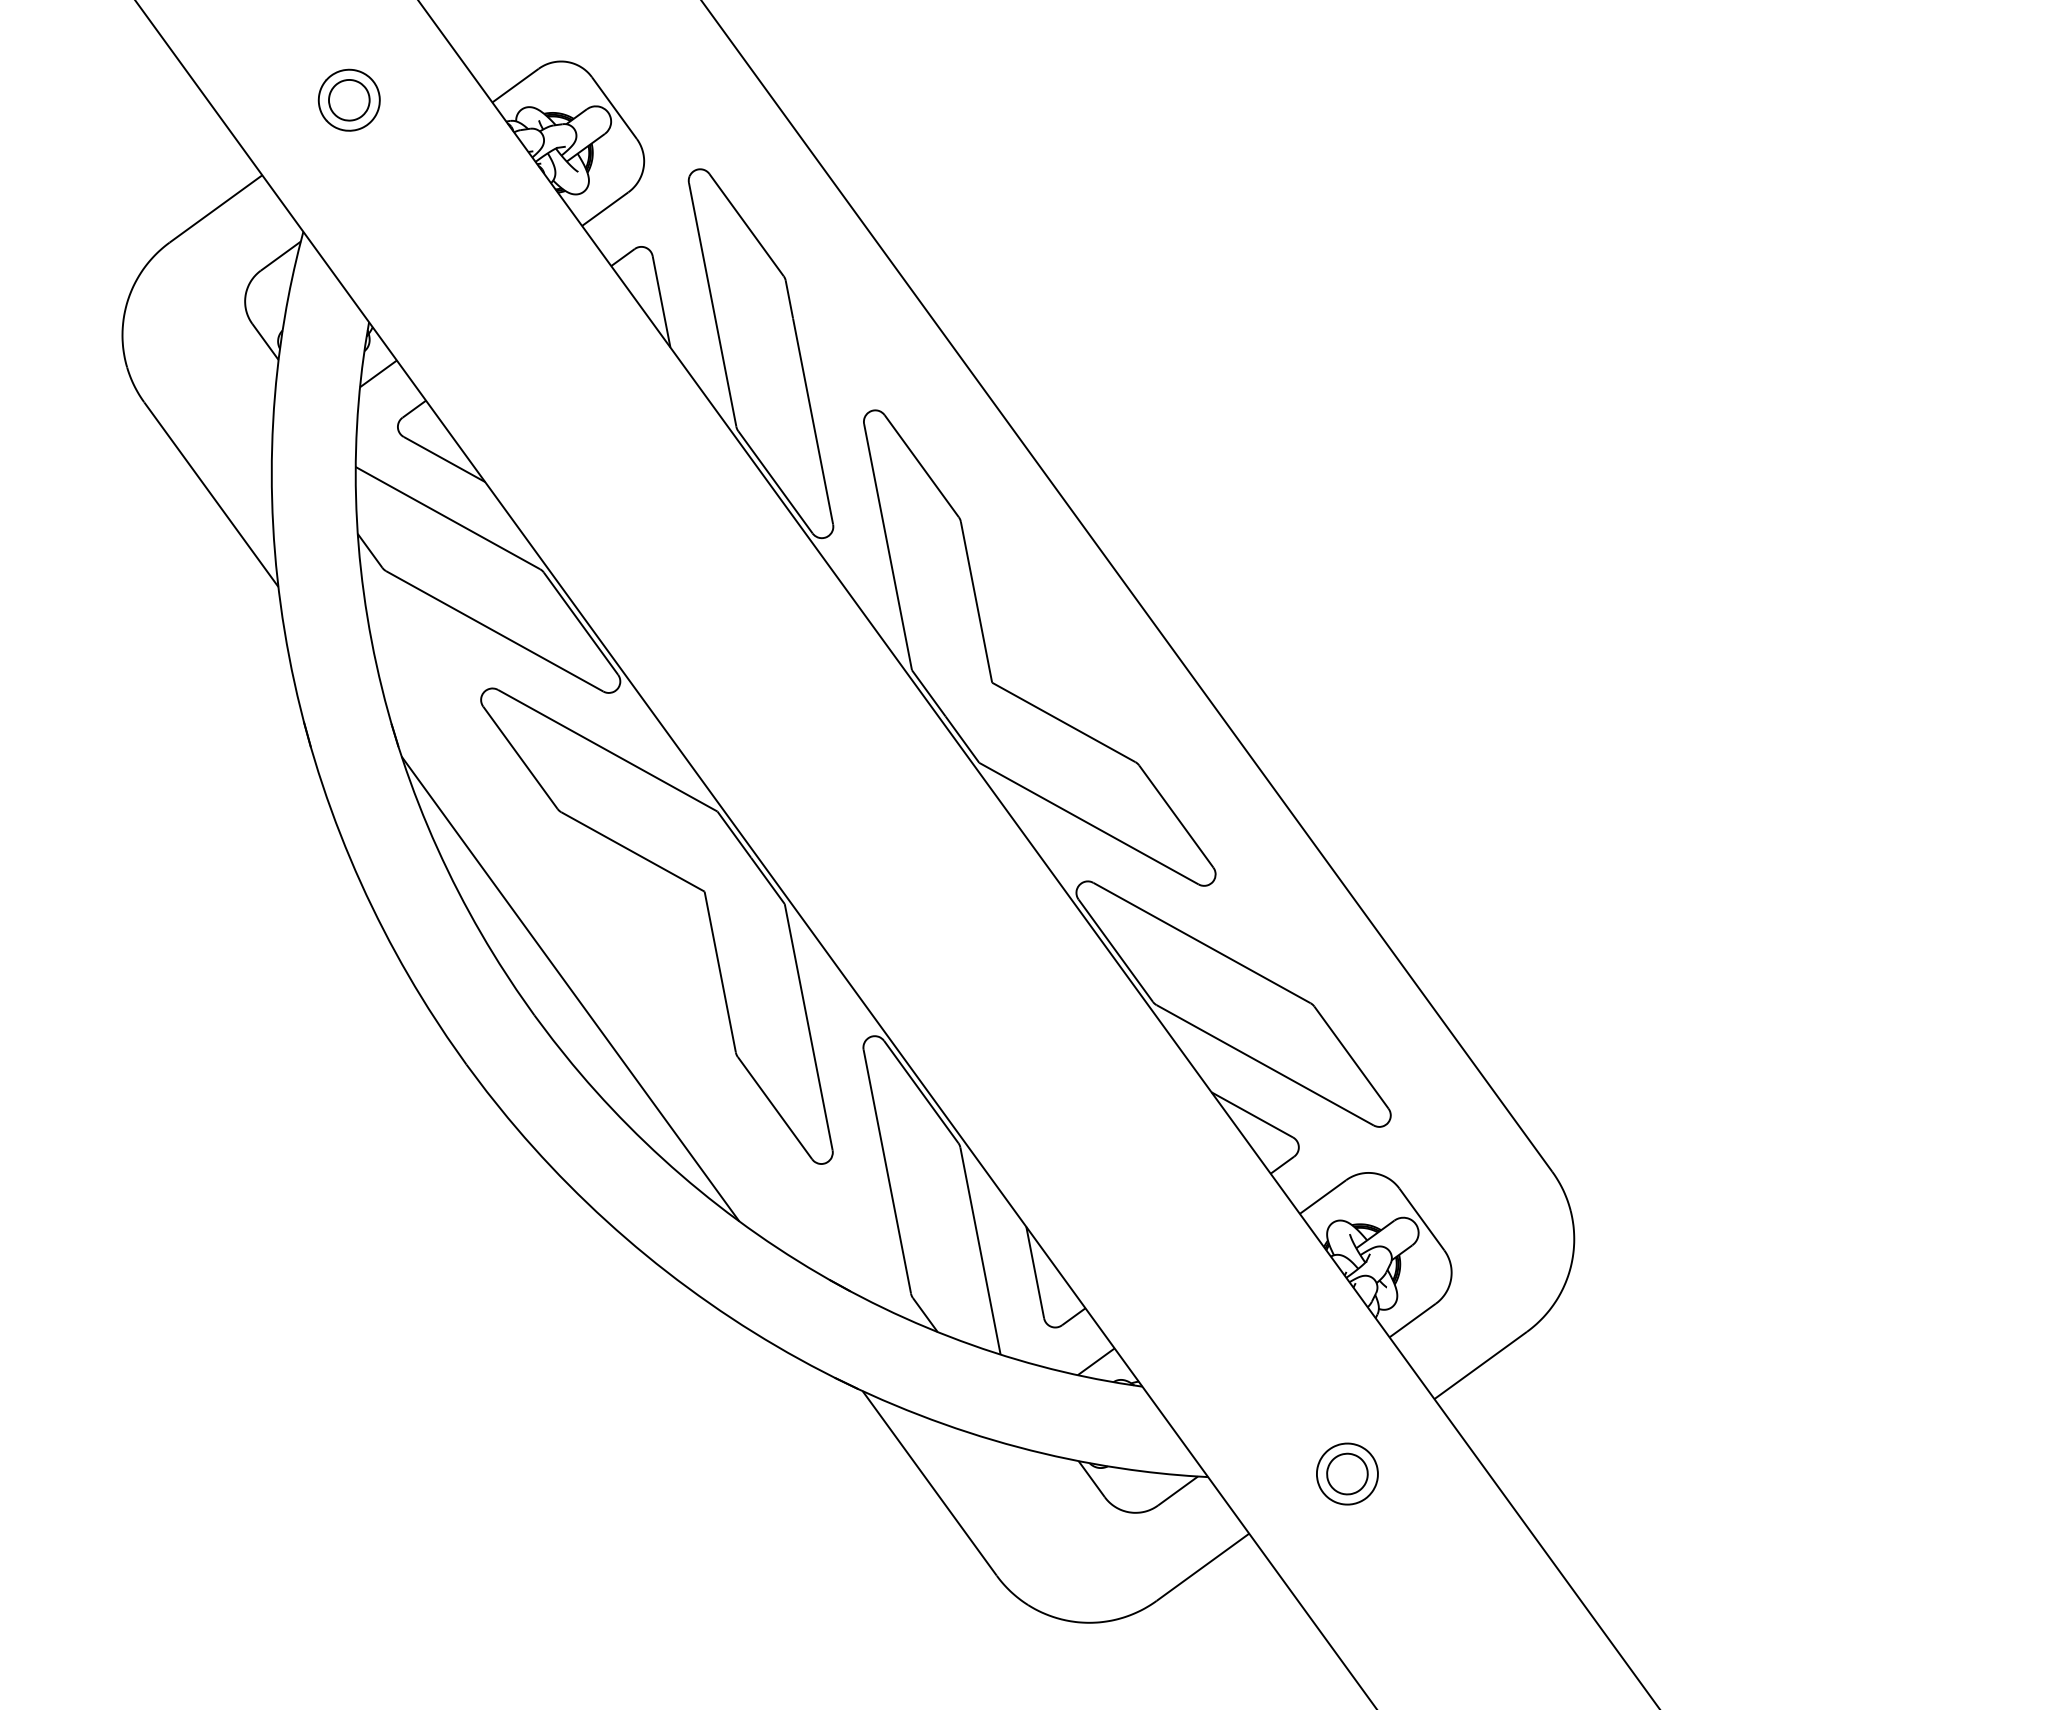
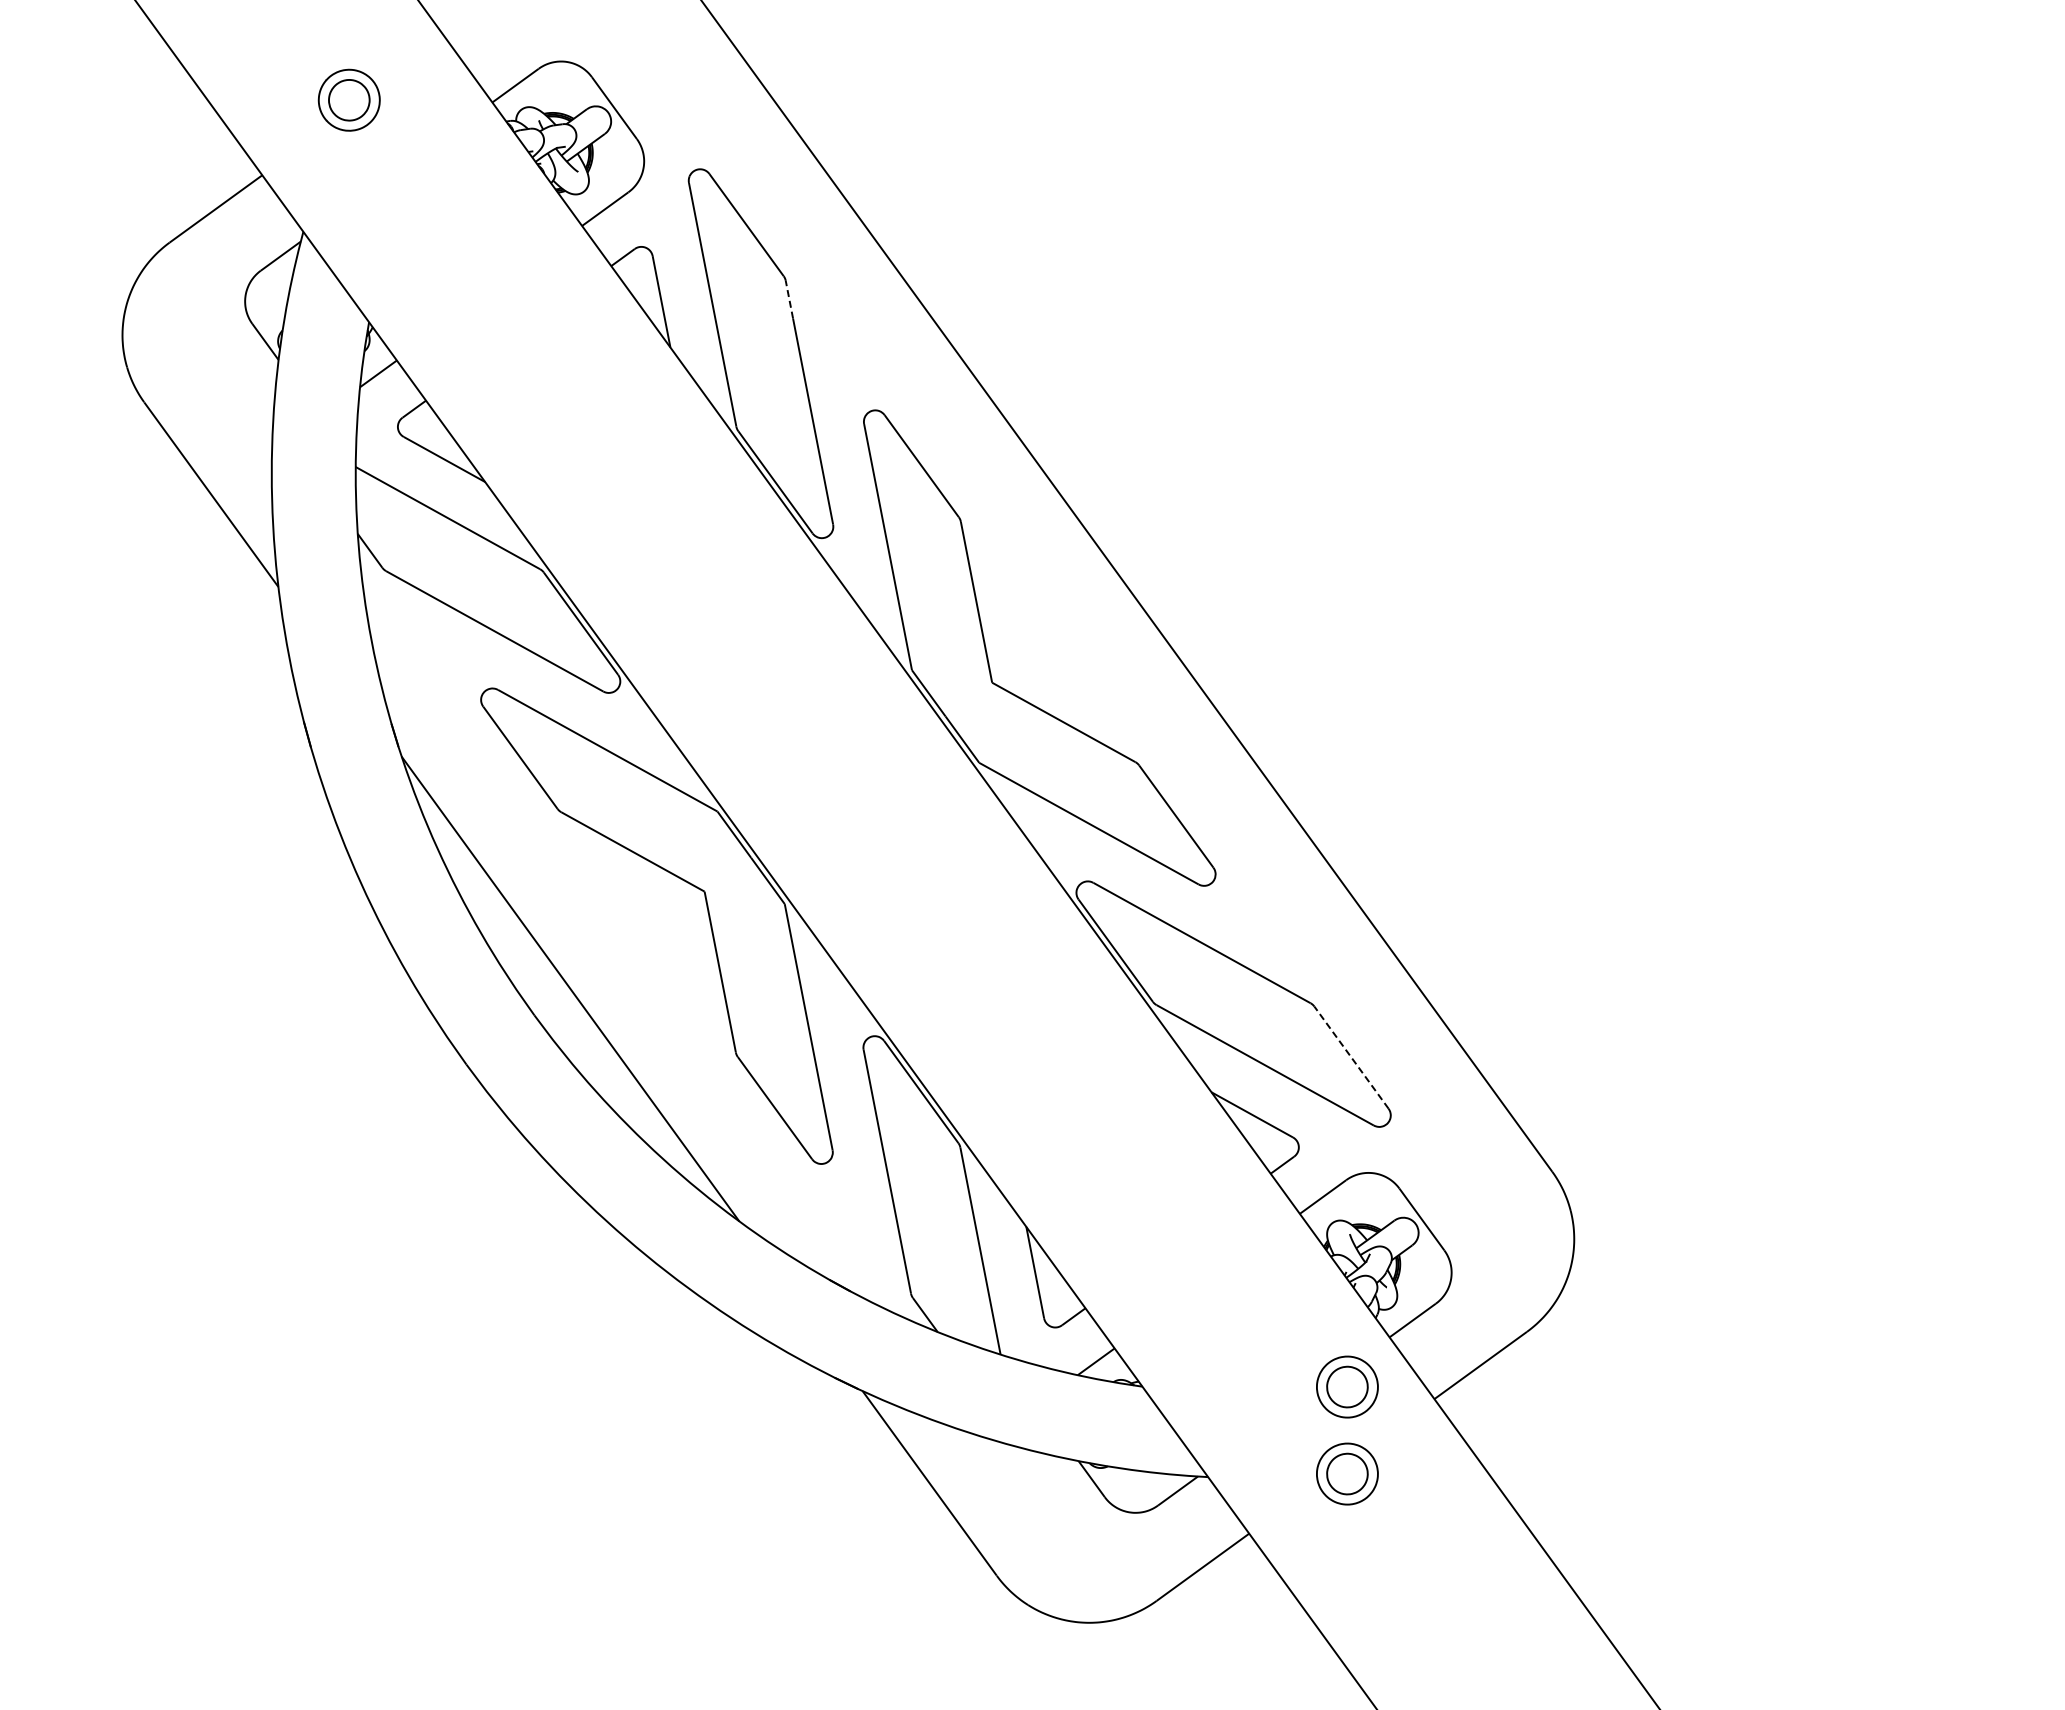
line: solid -> dashed (789, 299)
line: solid -> dashed (1351, 1057)
part: none -> present (1347, 1386)
